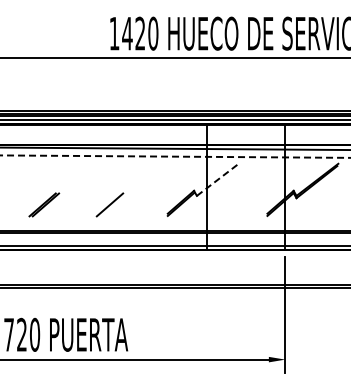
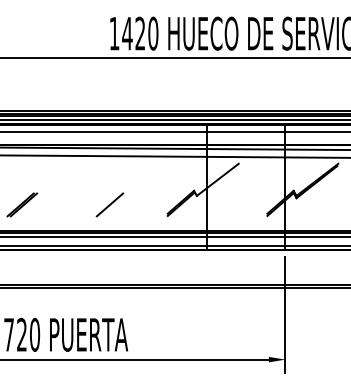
line: none -> present (174, 132)
line: dashed -> solid (175, 156)
line: dashed -> solid (218, 179)
part position: (44, 204) -> (22, 204) (22, 204)
line: none -> present (174, 236)
